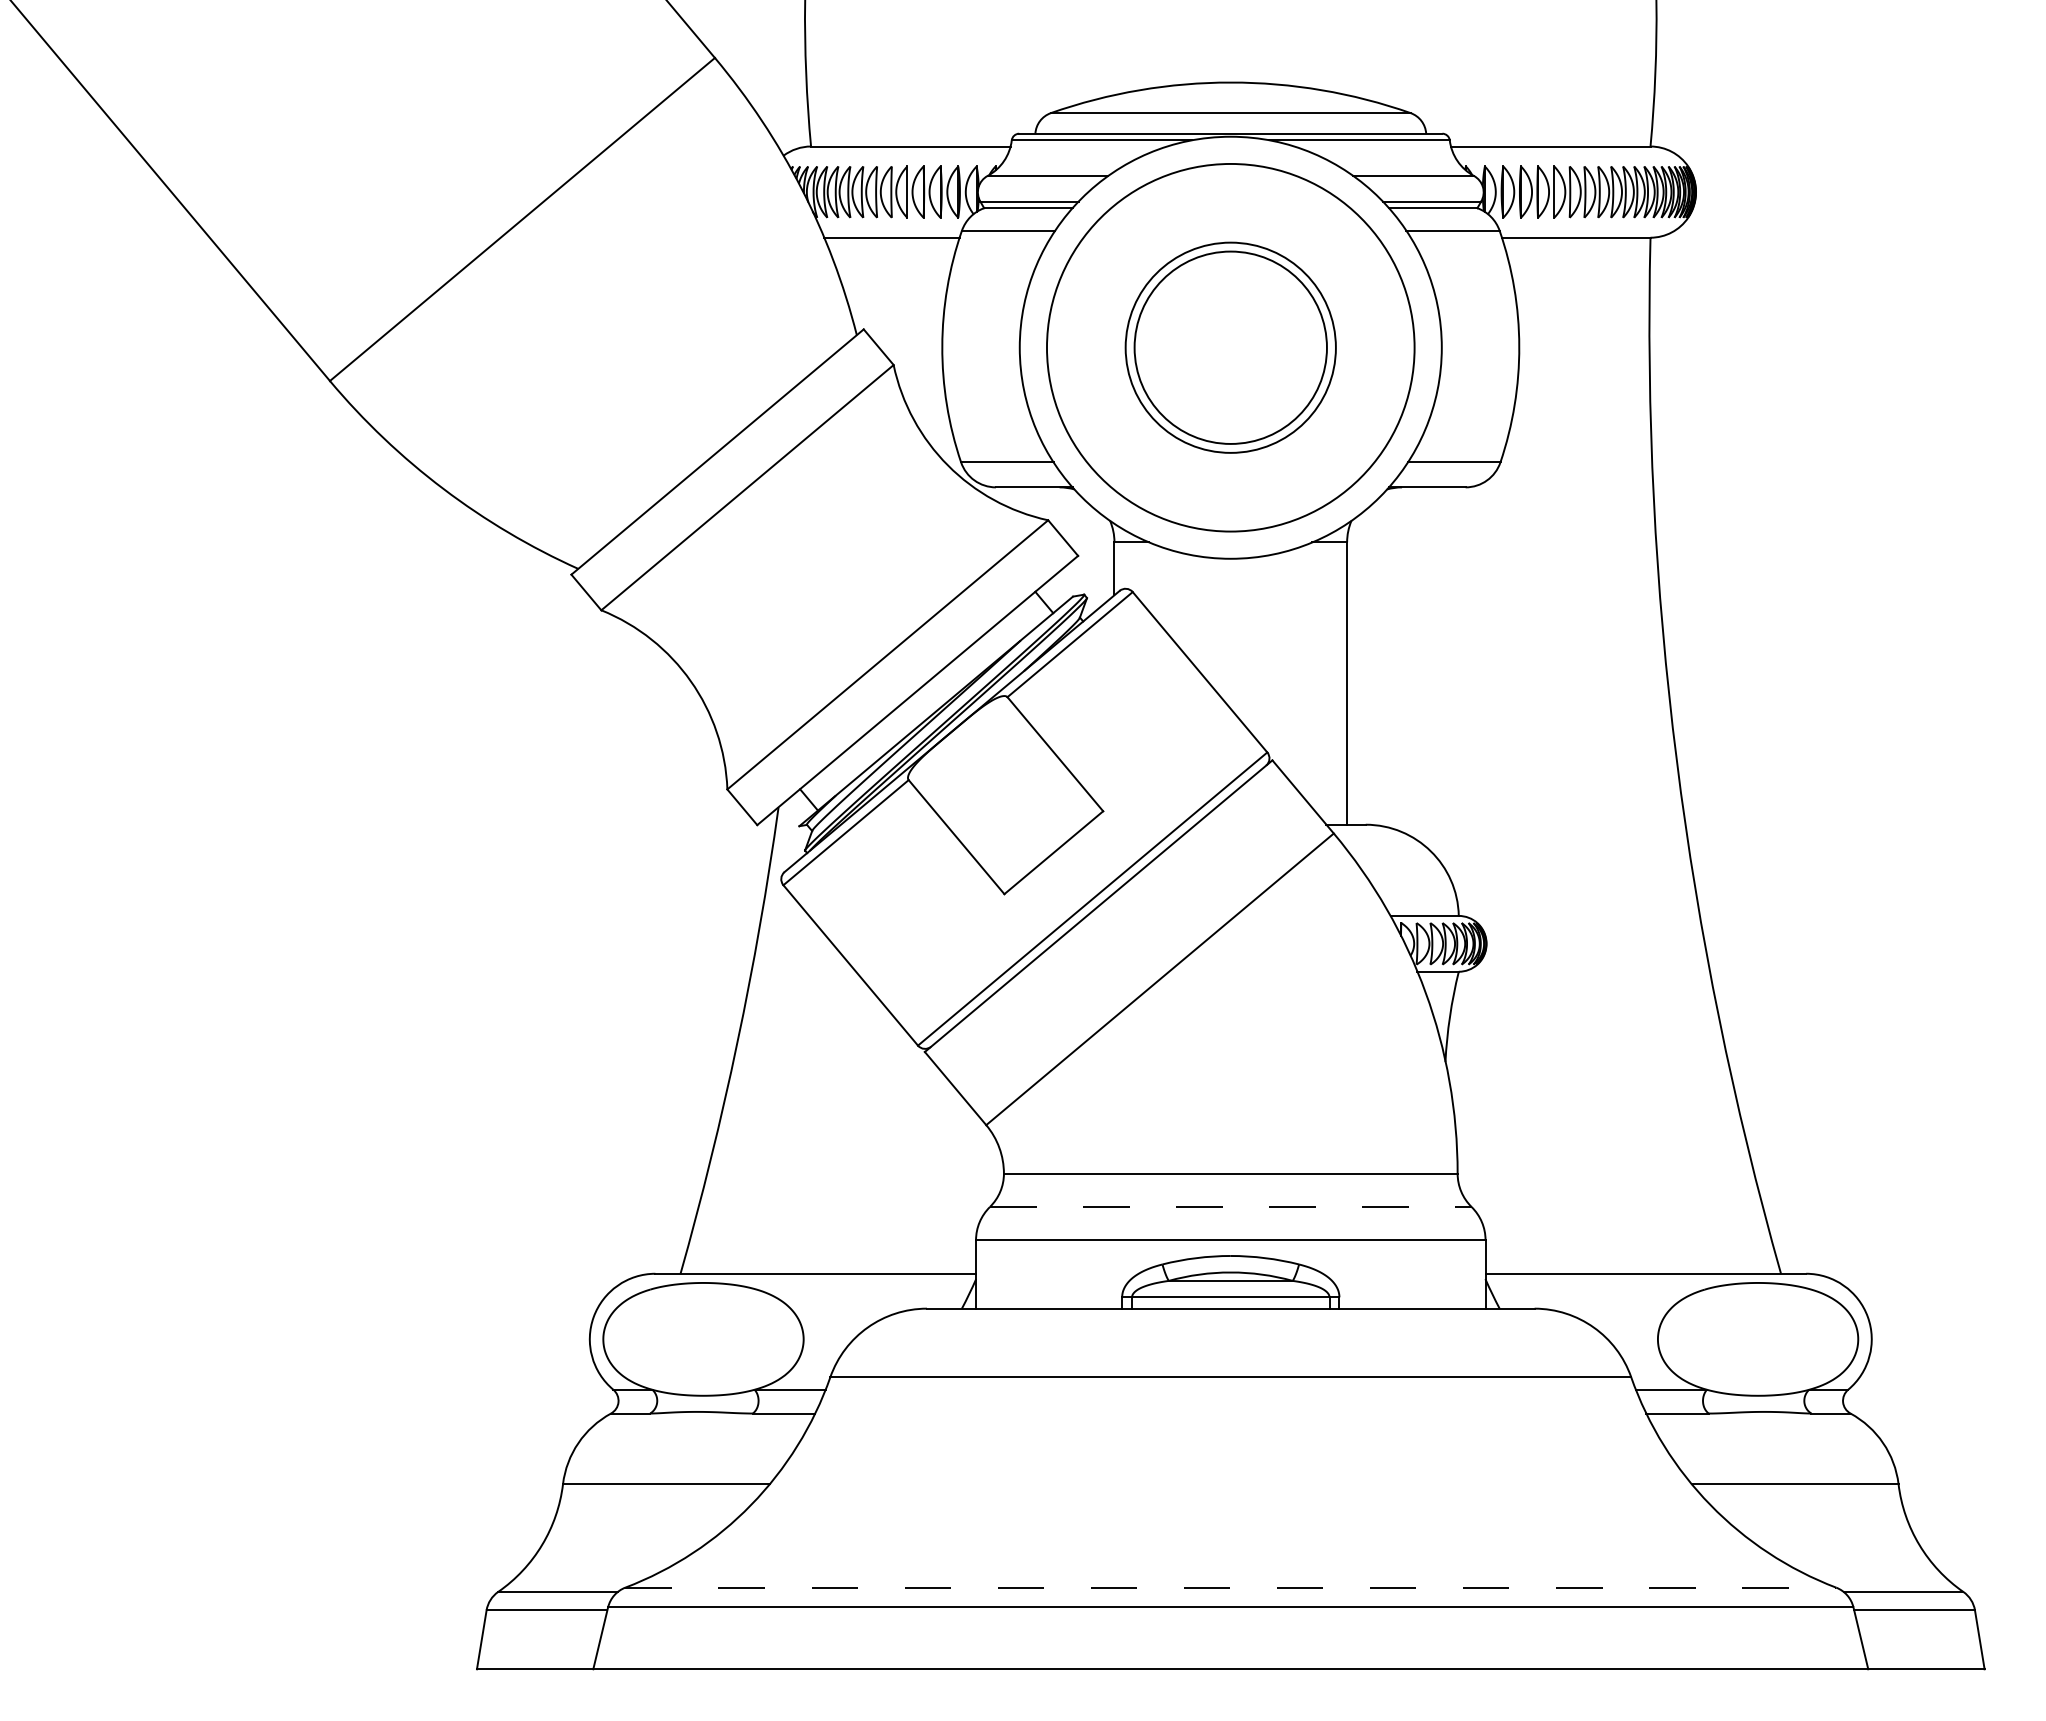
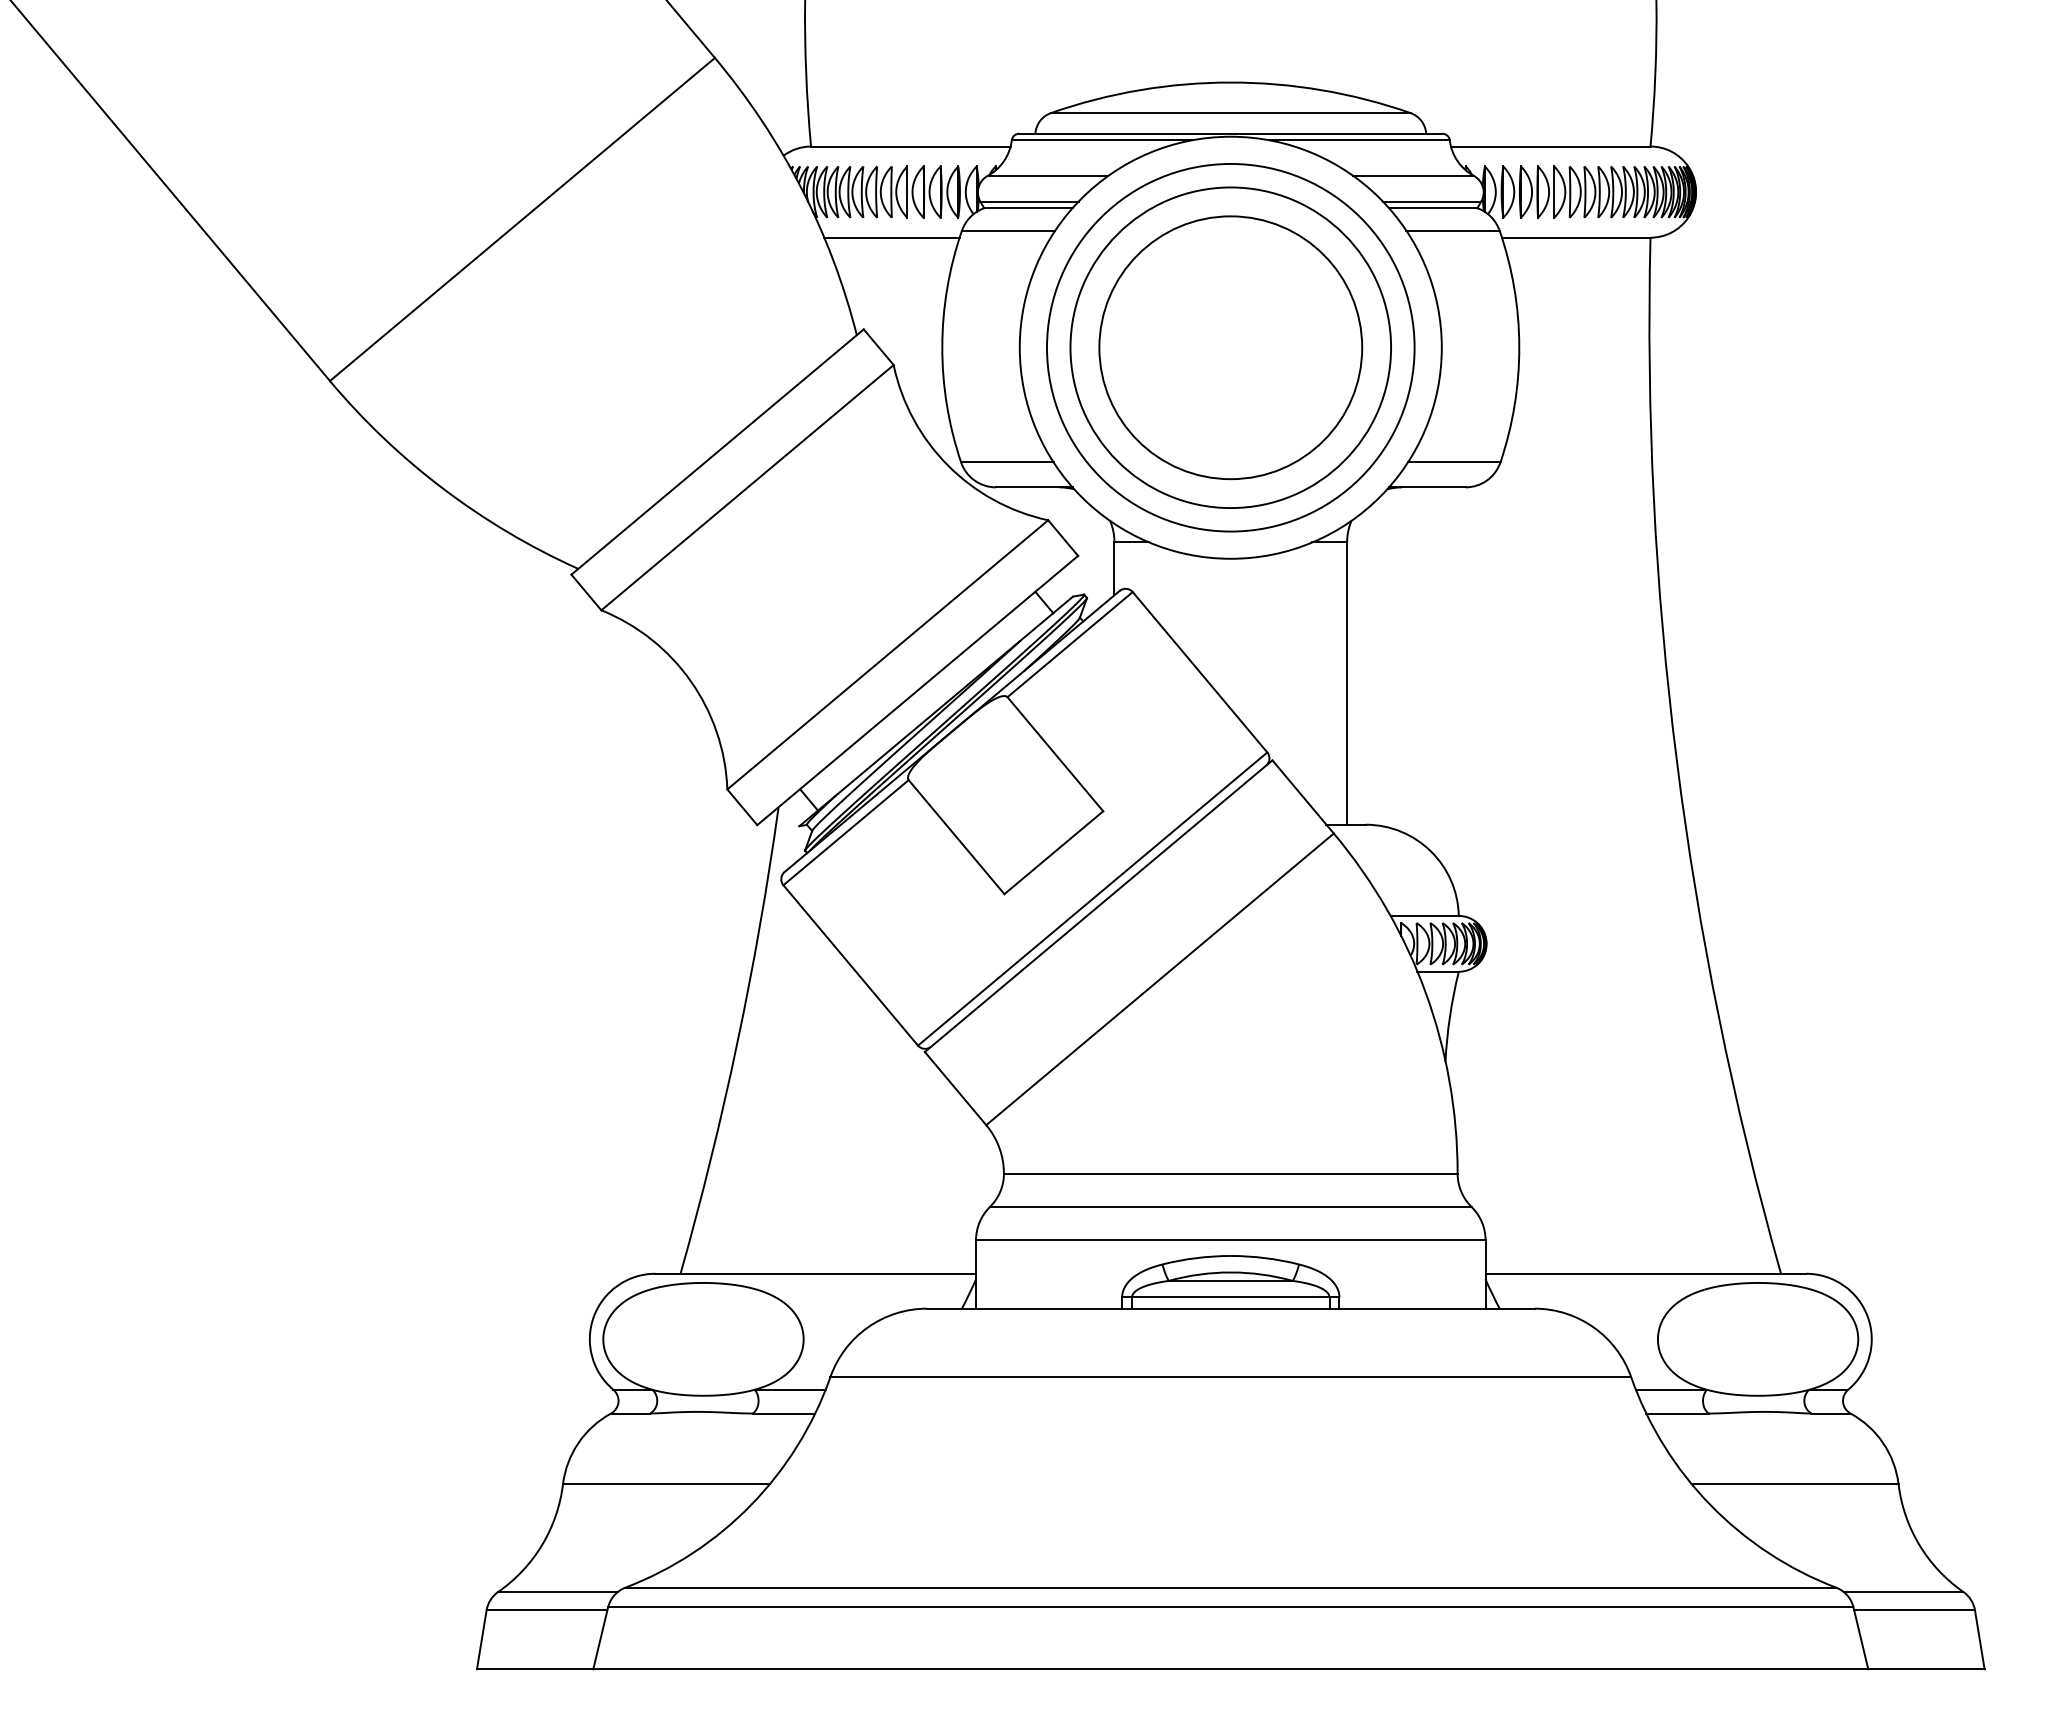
circle diameter: 192 px -> 321 px (1230, 347)
circle diameter: 210 px -> 263 px (1230, 347)
line: dashed -> solid (1230, 1206)
line: dashed -> solid (1231, 1587)
